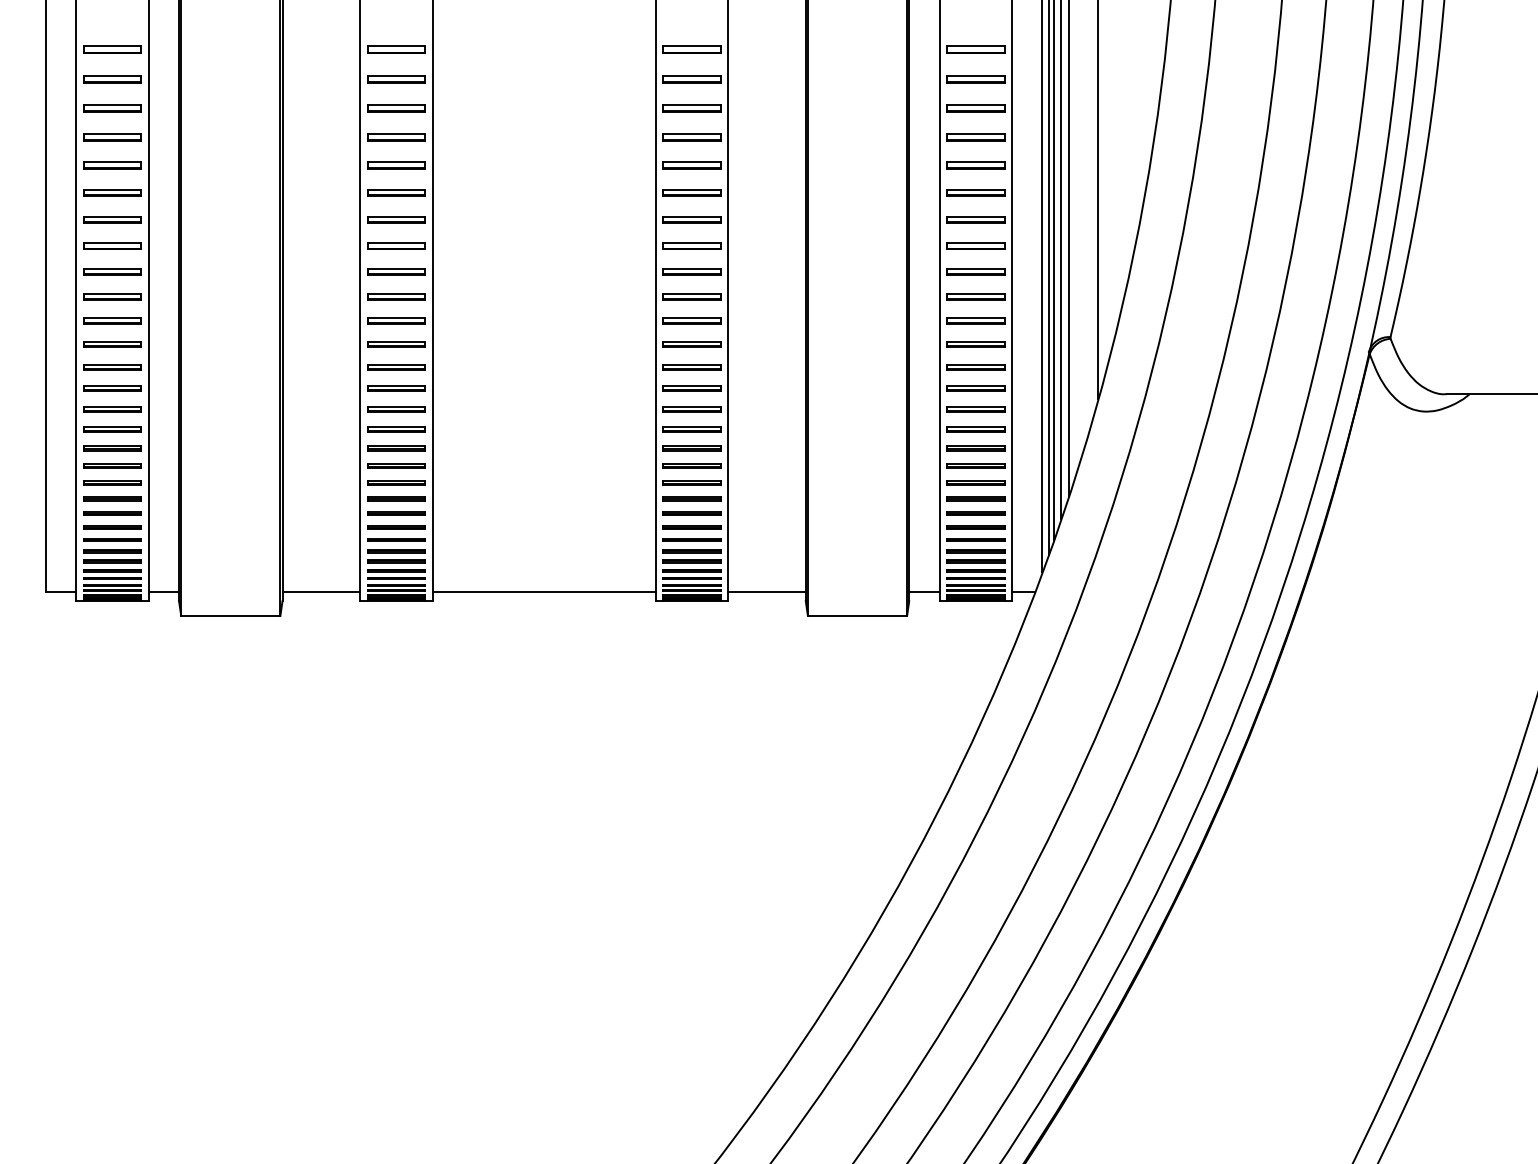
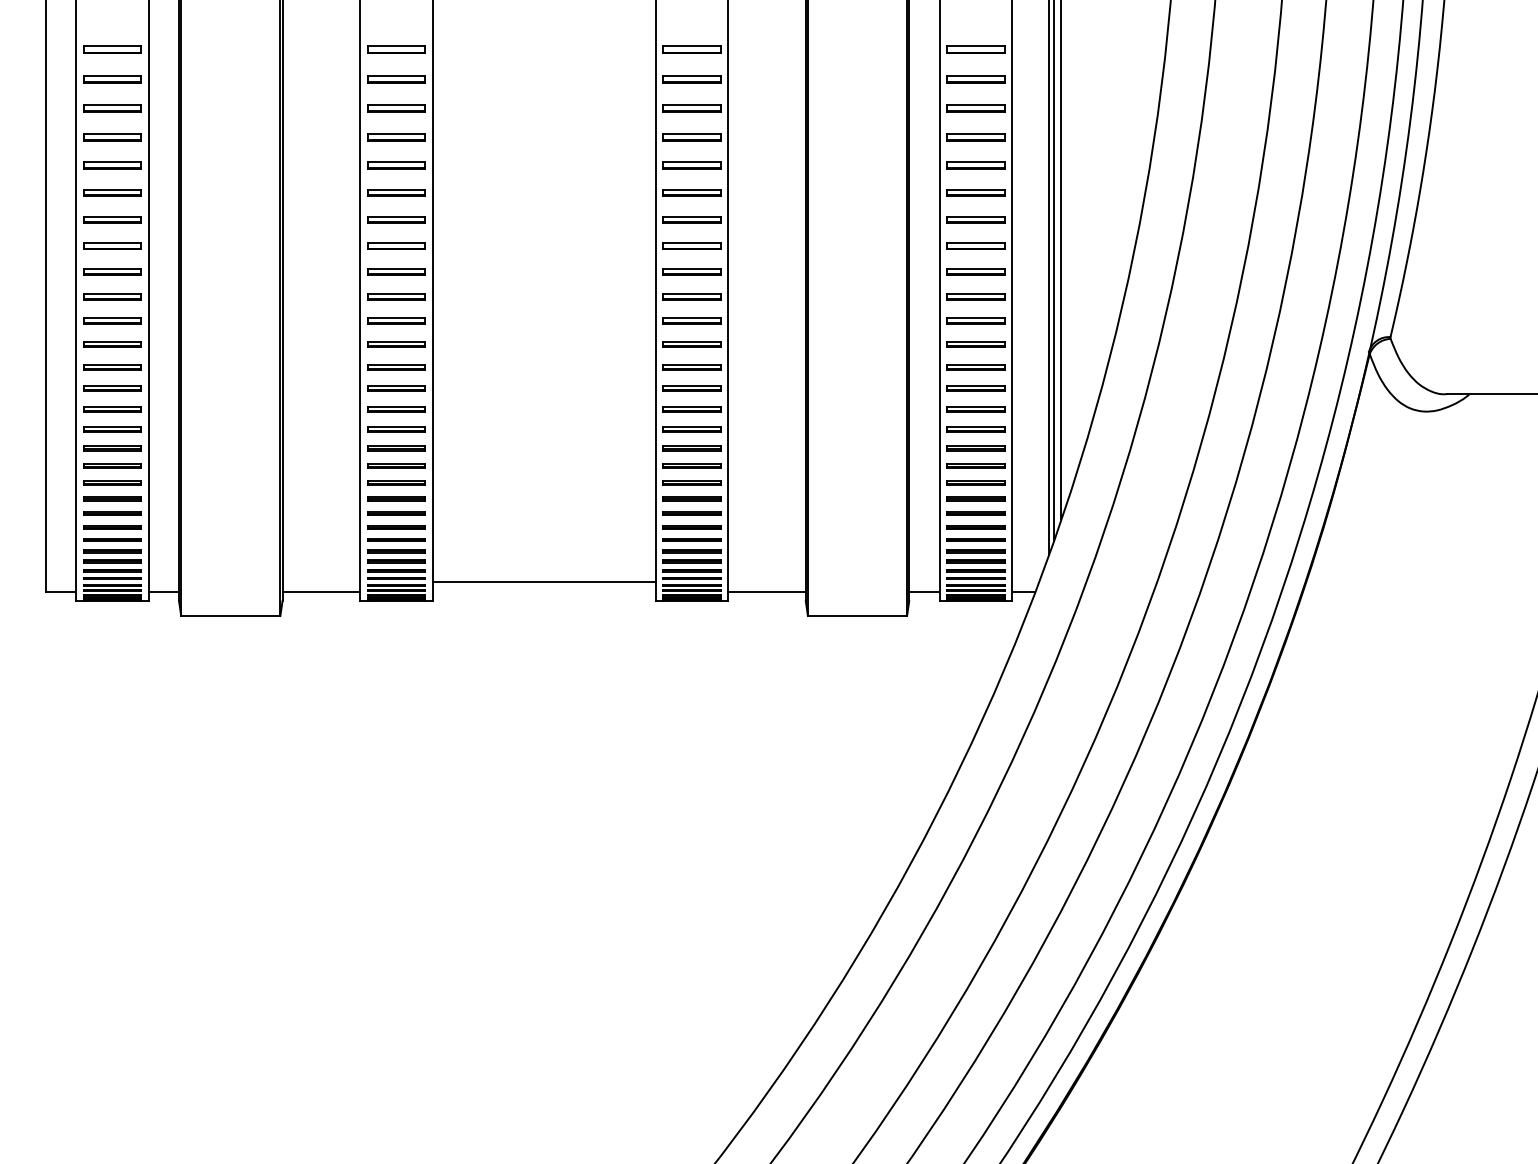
line: present -> none (1098, 200)
line: present -> none (1068, 249)
line: present -> none (1042, 287)
line position: (543, 592) -> (543, 582) (543, 582)
